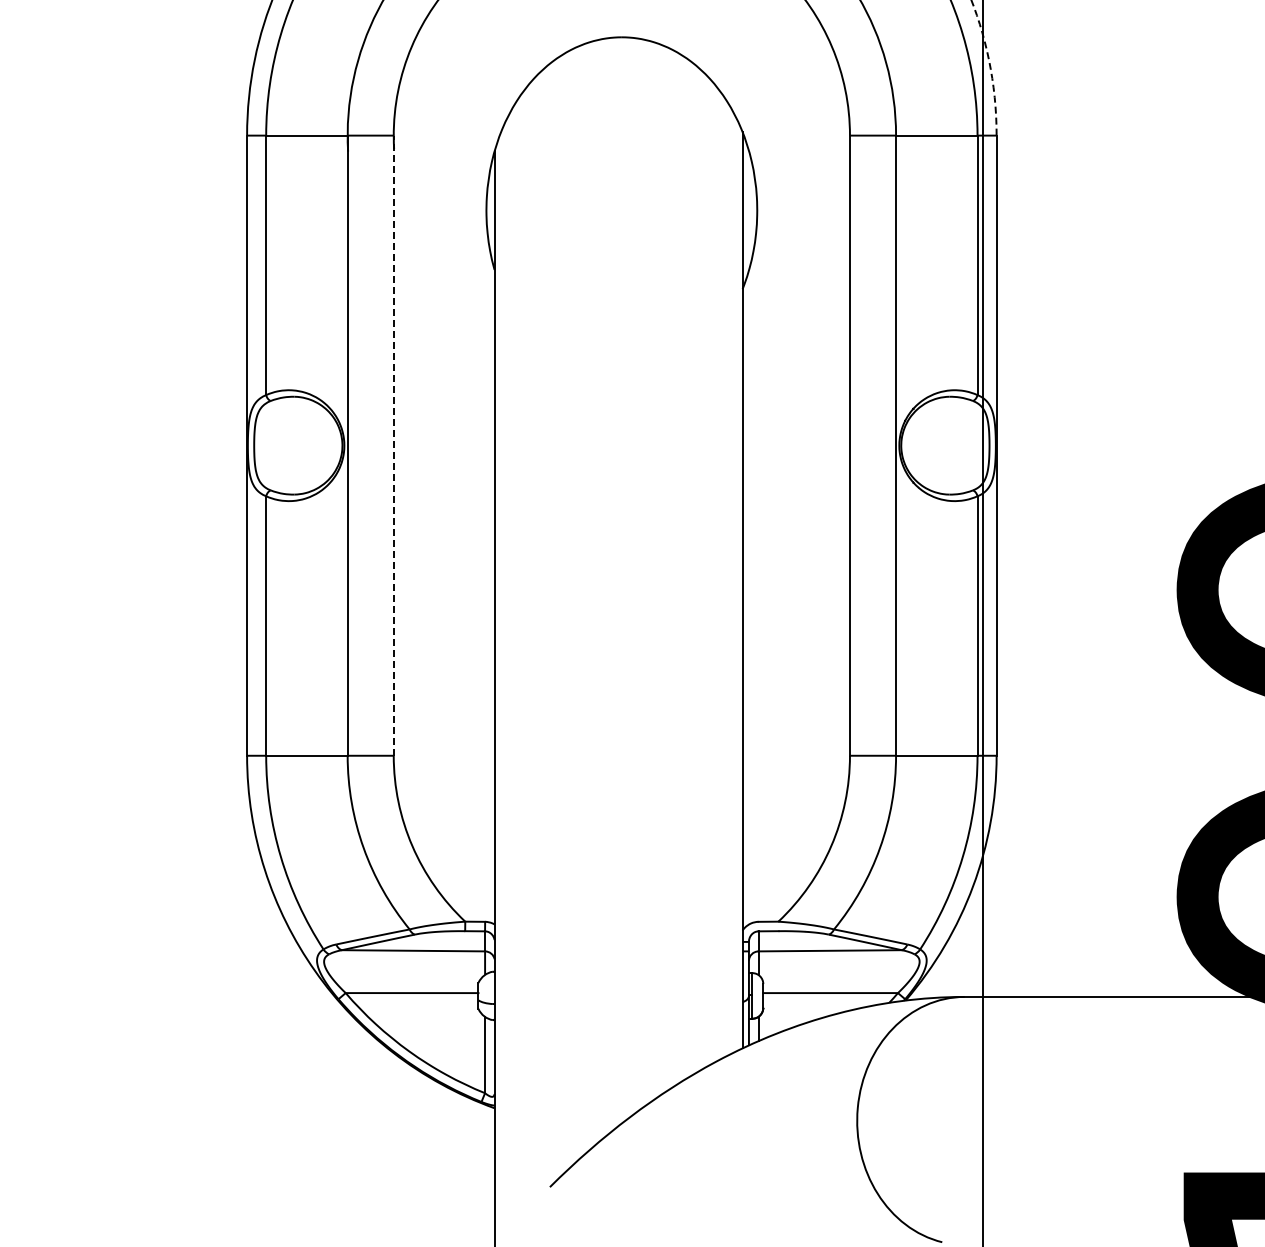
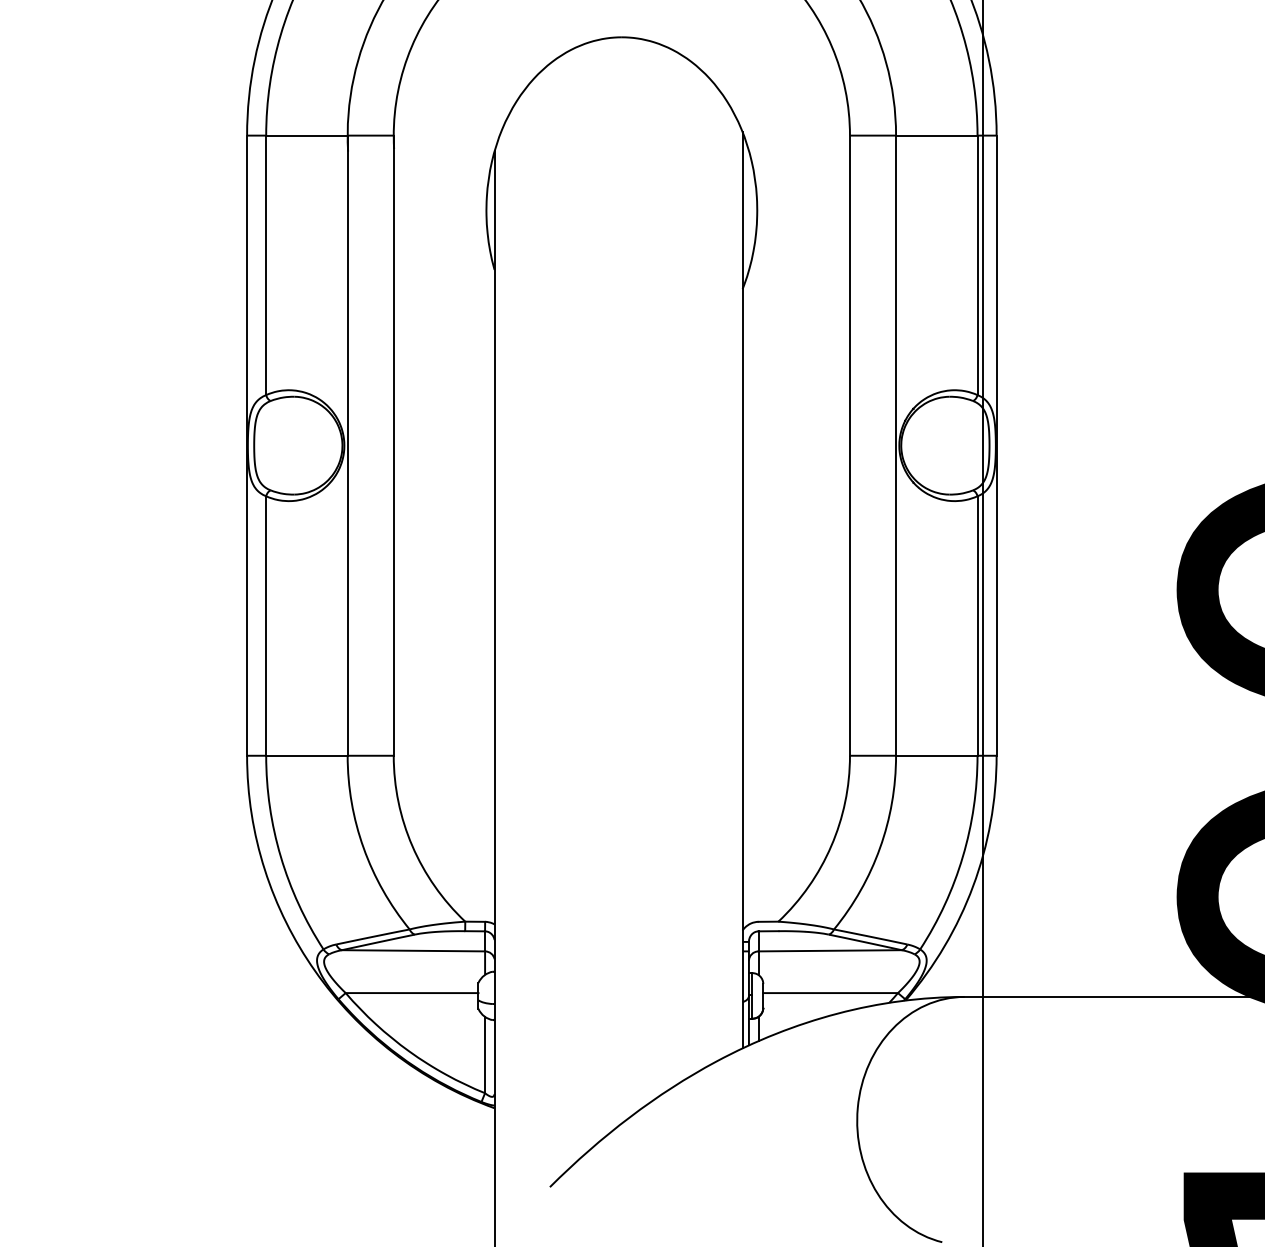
arc: dashed -> solid (990, 65)
line: dashed -> solid (393, 445)
